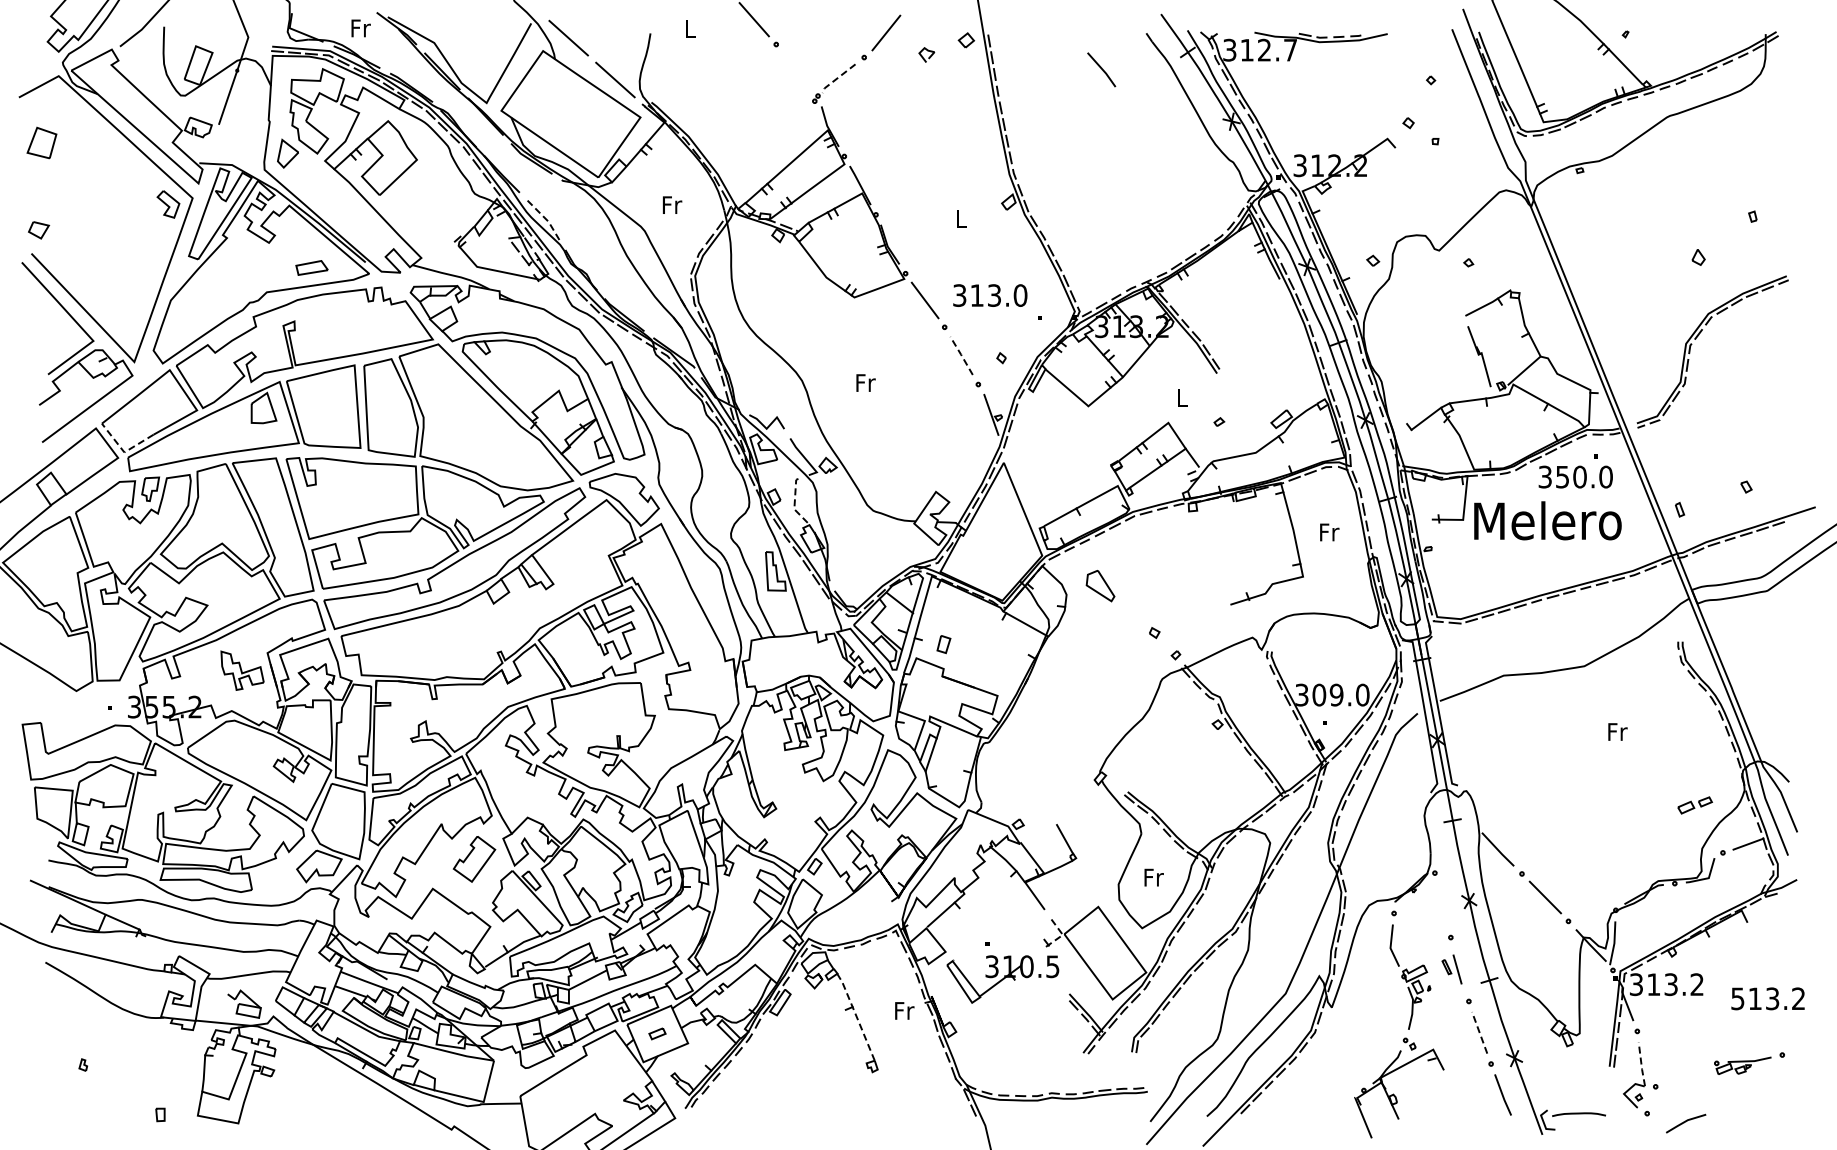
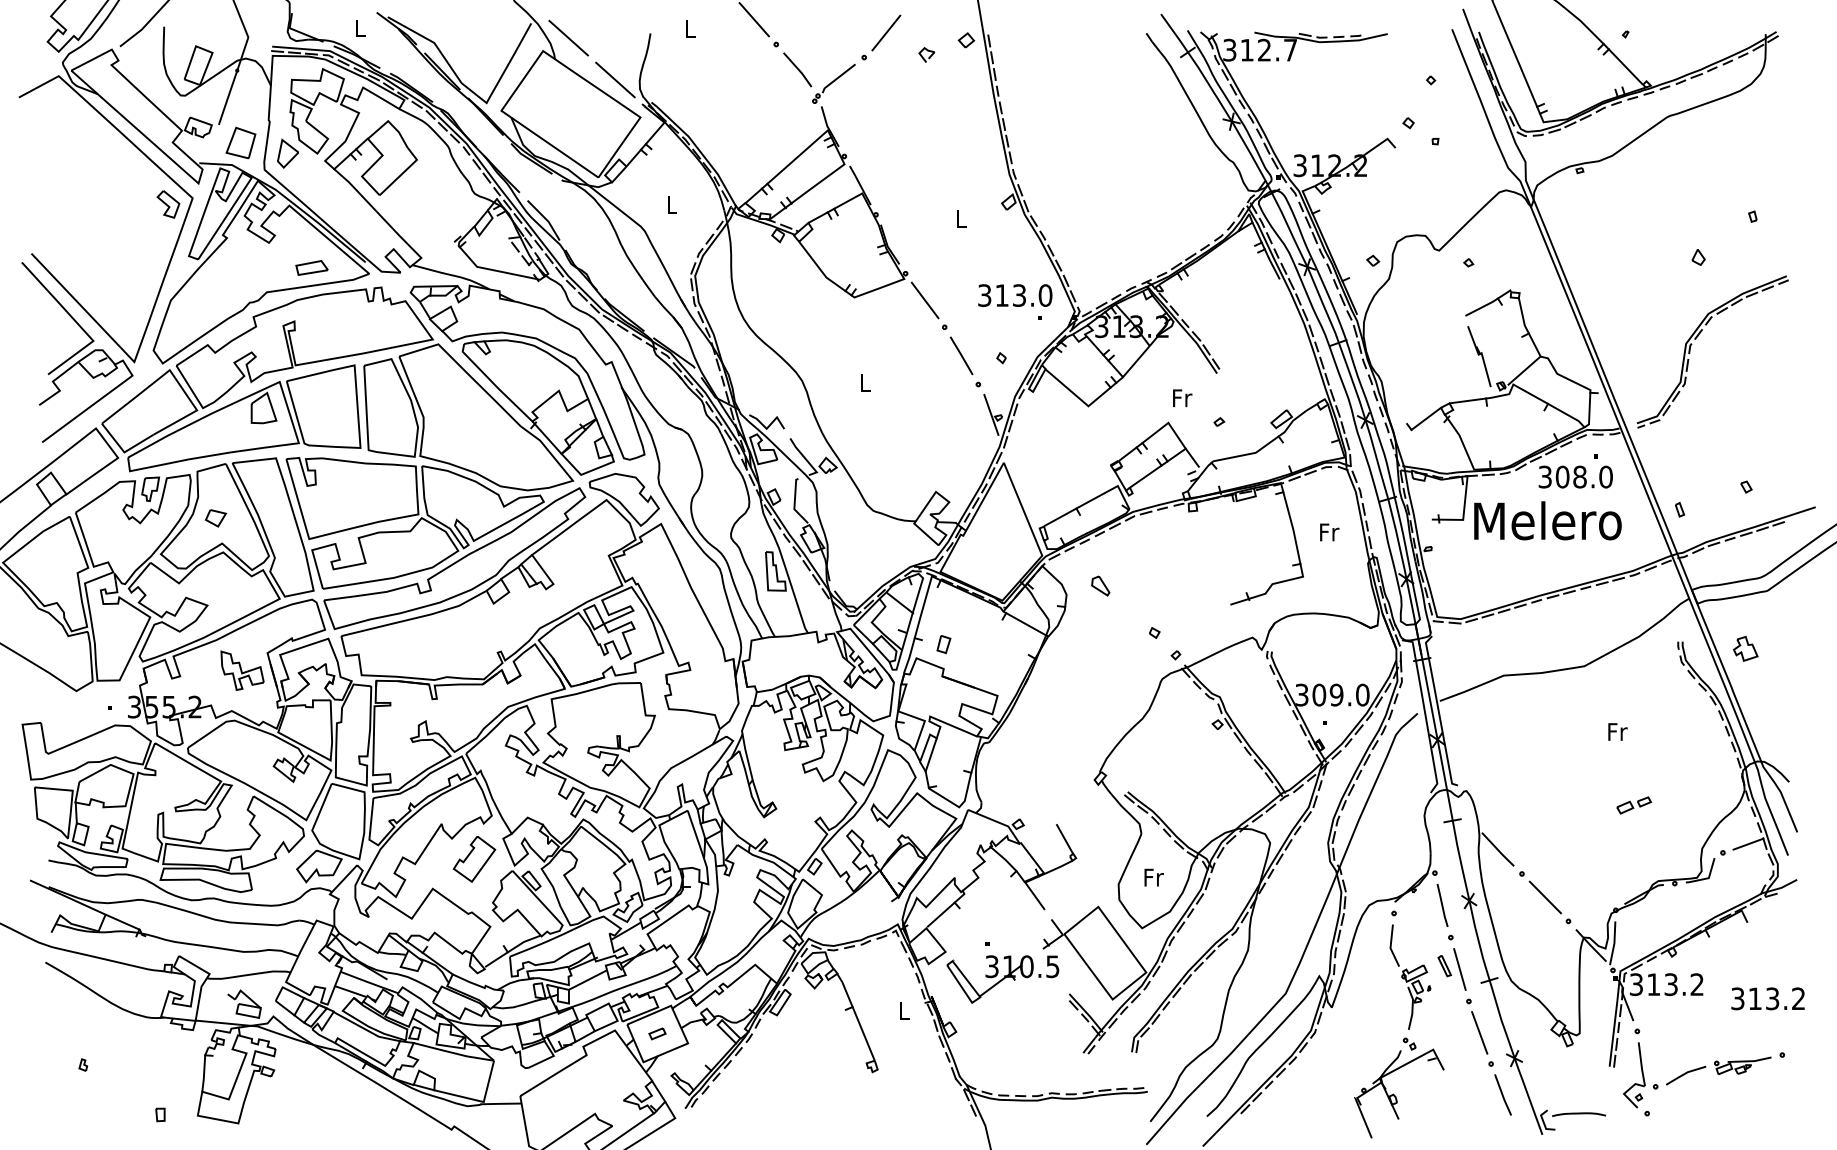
text: Fr -> L (360, 28)
line position: (1101, 69) -> (797, 69) (797, 69)
line: dashed -> solid (836, 78)
part position: (41, 142) -> (240, 142) (240, 142)
text: Fr -> L (672, 204)
line: dashed -> solid (546, 219)
part position: (39, 230) -> (216, 518) (216, 518)
text position: (990, 295) -> (1015, 295) (1015, 295)
line: dashed -> solid (961, 355)
text: Fr -> L (865, 382)
text: L -> Fr (1182, 398)
line: dashed -> solid (123, 451)
text: 350.0 -> 308.0 (1570, 476)
line: dashed -> solid (794, 503)
part size: 31x33 px -> 20x22 px (1100, 585)
part: none -> present (1745, 648)
part position: (1694, 805) -> (1633, 805) (1633, 805)
line: none -> present (1442, 905)
line: dashed -> solid (1061, 936)
part size: 22x31 px -> 30x43 px (1451, 969)
text: 513.2 -> 313.2 (1738, 998)
text: Fr -> L (904, 1010)
line: dashed -> solid (856, 1016)
line: dashed -> solid (1479, 1032)
line: dashed -> solid (1641, 1064)
line position: (1685, 1122) -> (1685, 1074) (1685, 1074)
